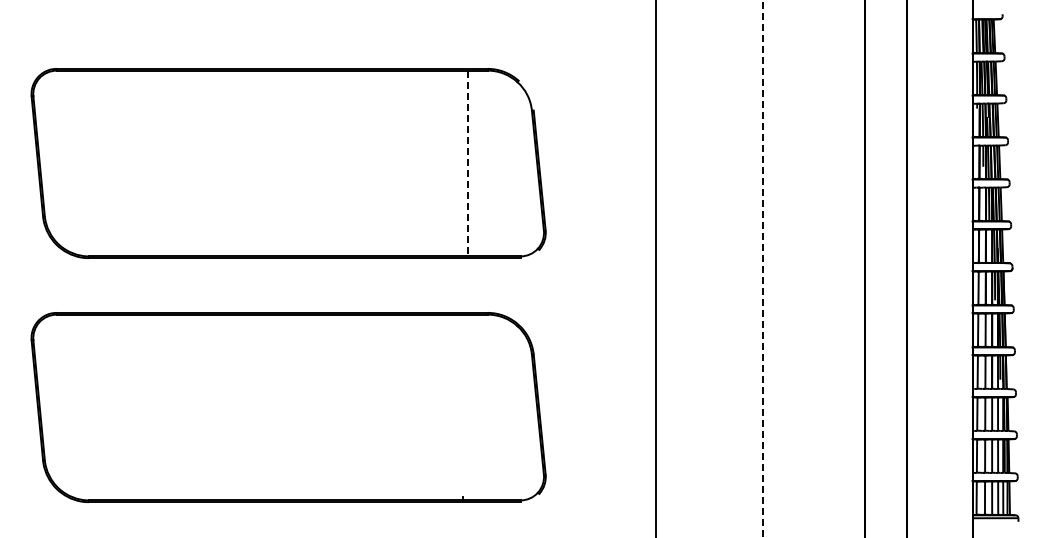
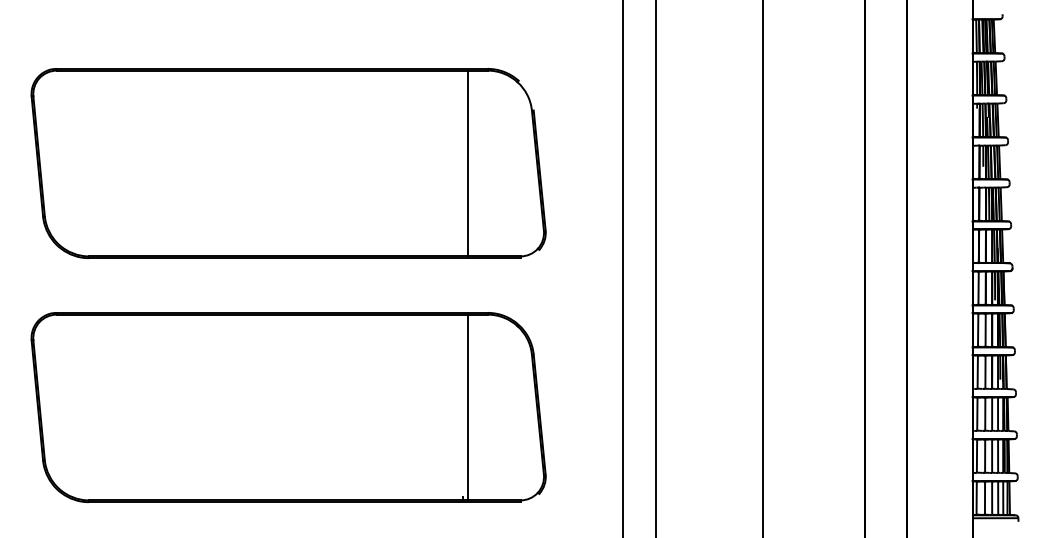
line: dashed -> solid (467, 163)
line: none -> present (622, 268)
line: dashed -> solid (762, 268)
line: none -> present (467, 407)
